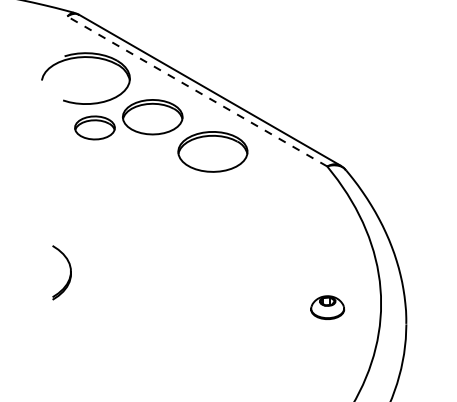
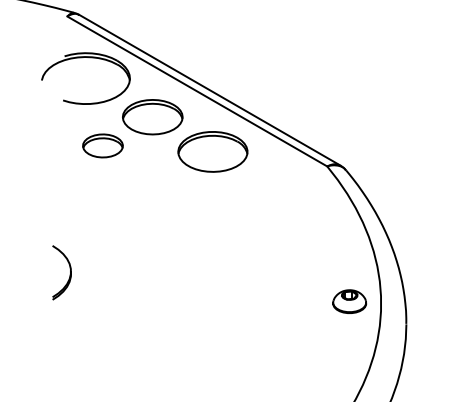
line: dashed -> solid (196, 91)
part position: (94, 127) -> (102, 145) (102, 145)
part position: (327, 307) -> (349, 301) (349, 301)
